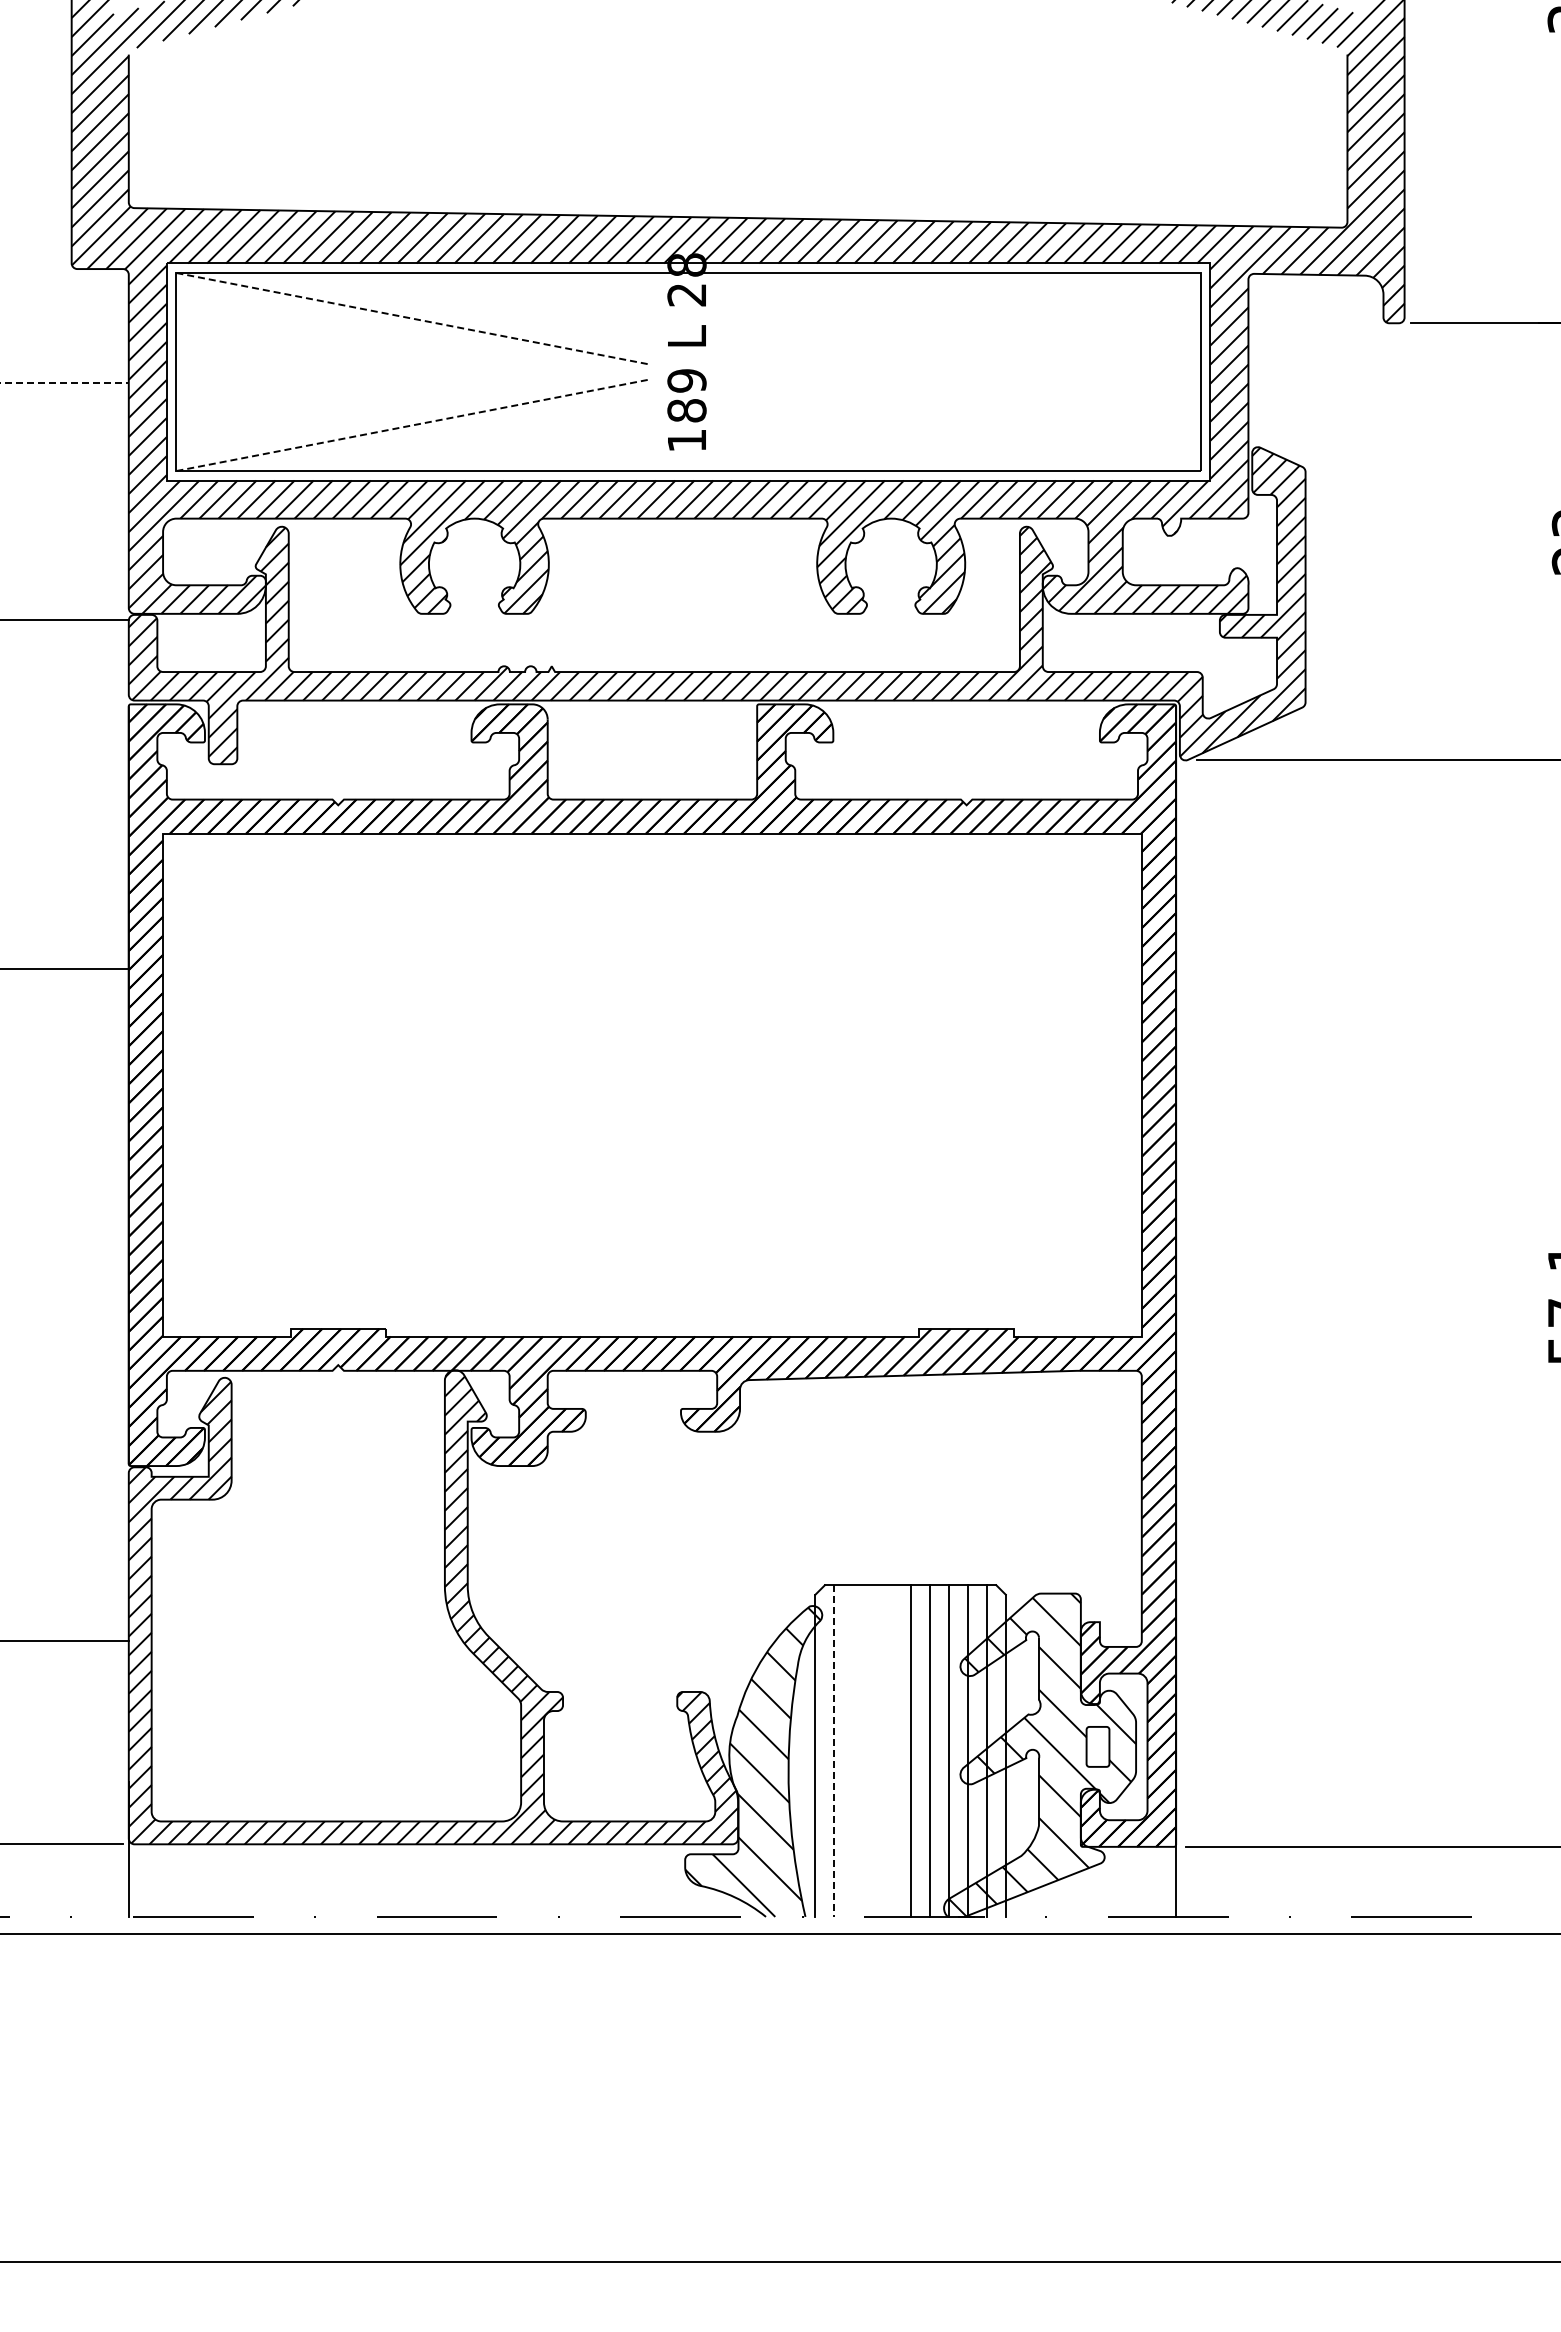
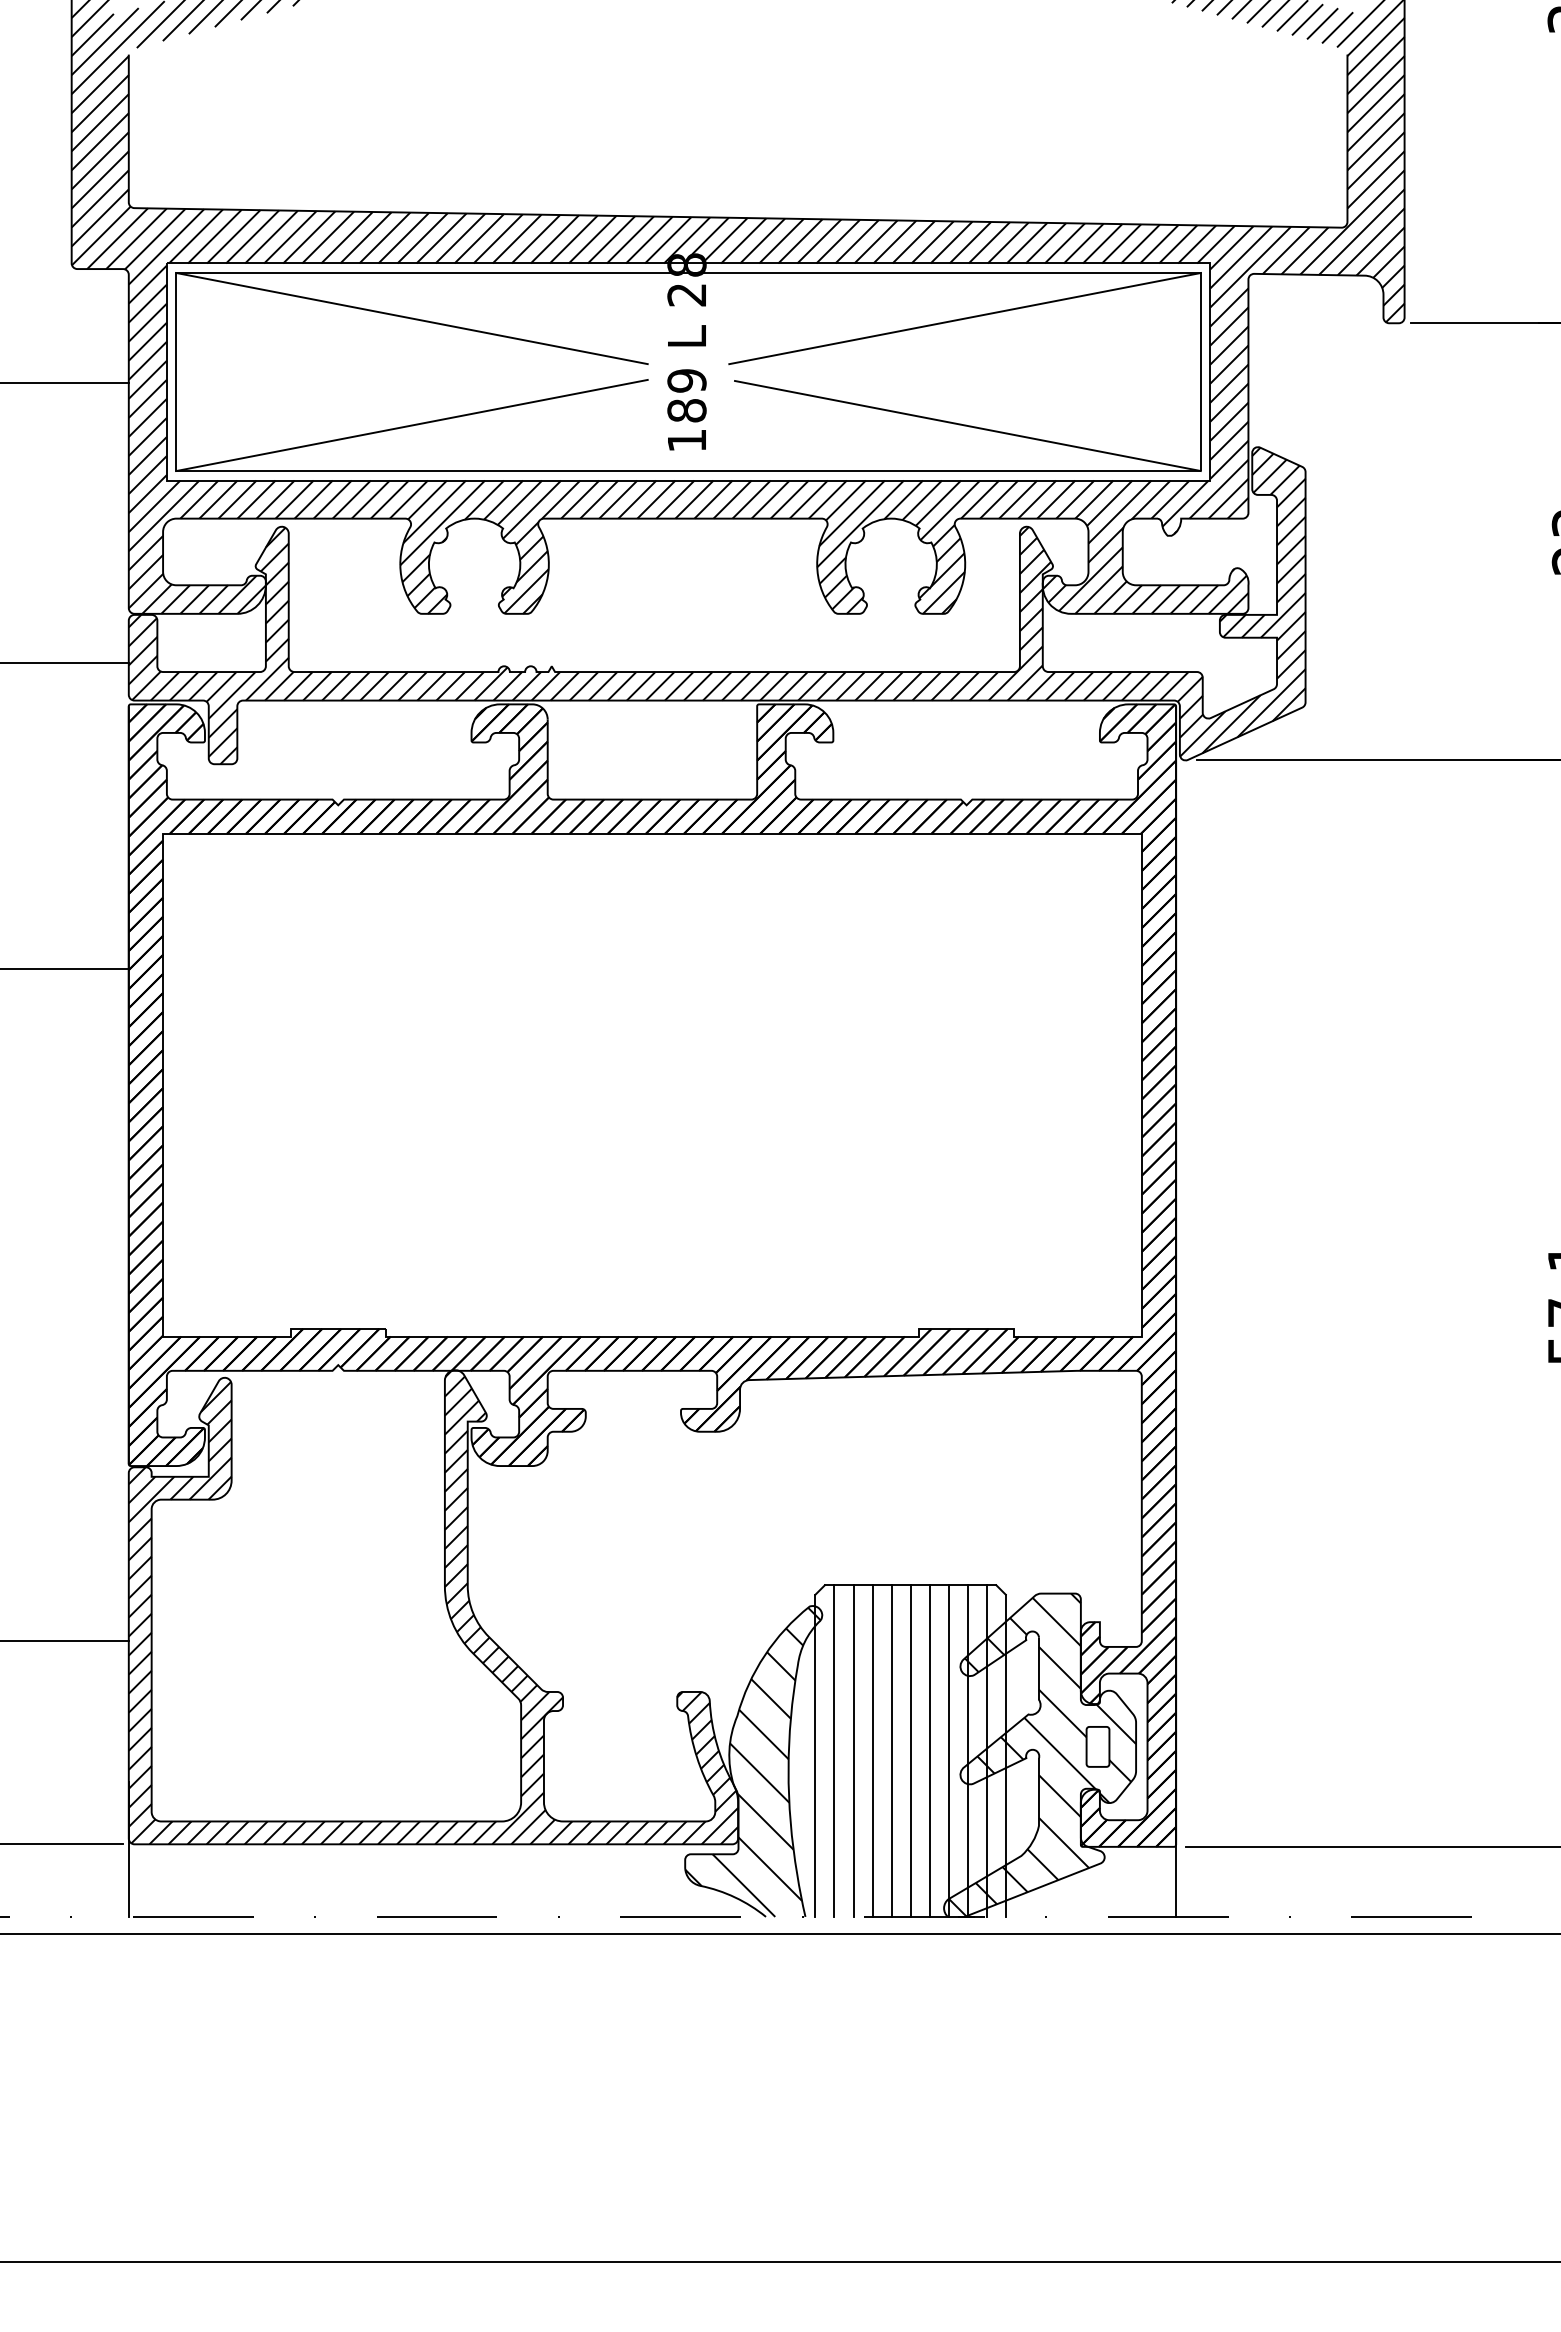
line: dashed -> solid (412, 318)
line: none -> present (964, 318)
line: dashed -> solid (64, 383)
line: dashed -> solid (411, 425)
line: none -> present (967, 425)
line position: (65, 619) -> (65, 662) (65, 662)
line: none -> present (853, 1750)
line: none -> present (872, 1750)
line: none -> present (891, 1750)
line: dashed -> solid (834, 1751)
